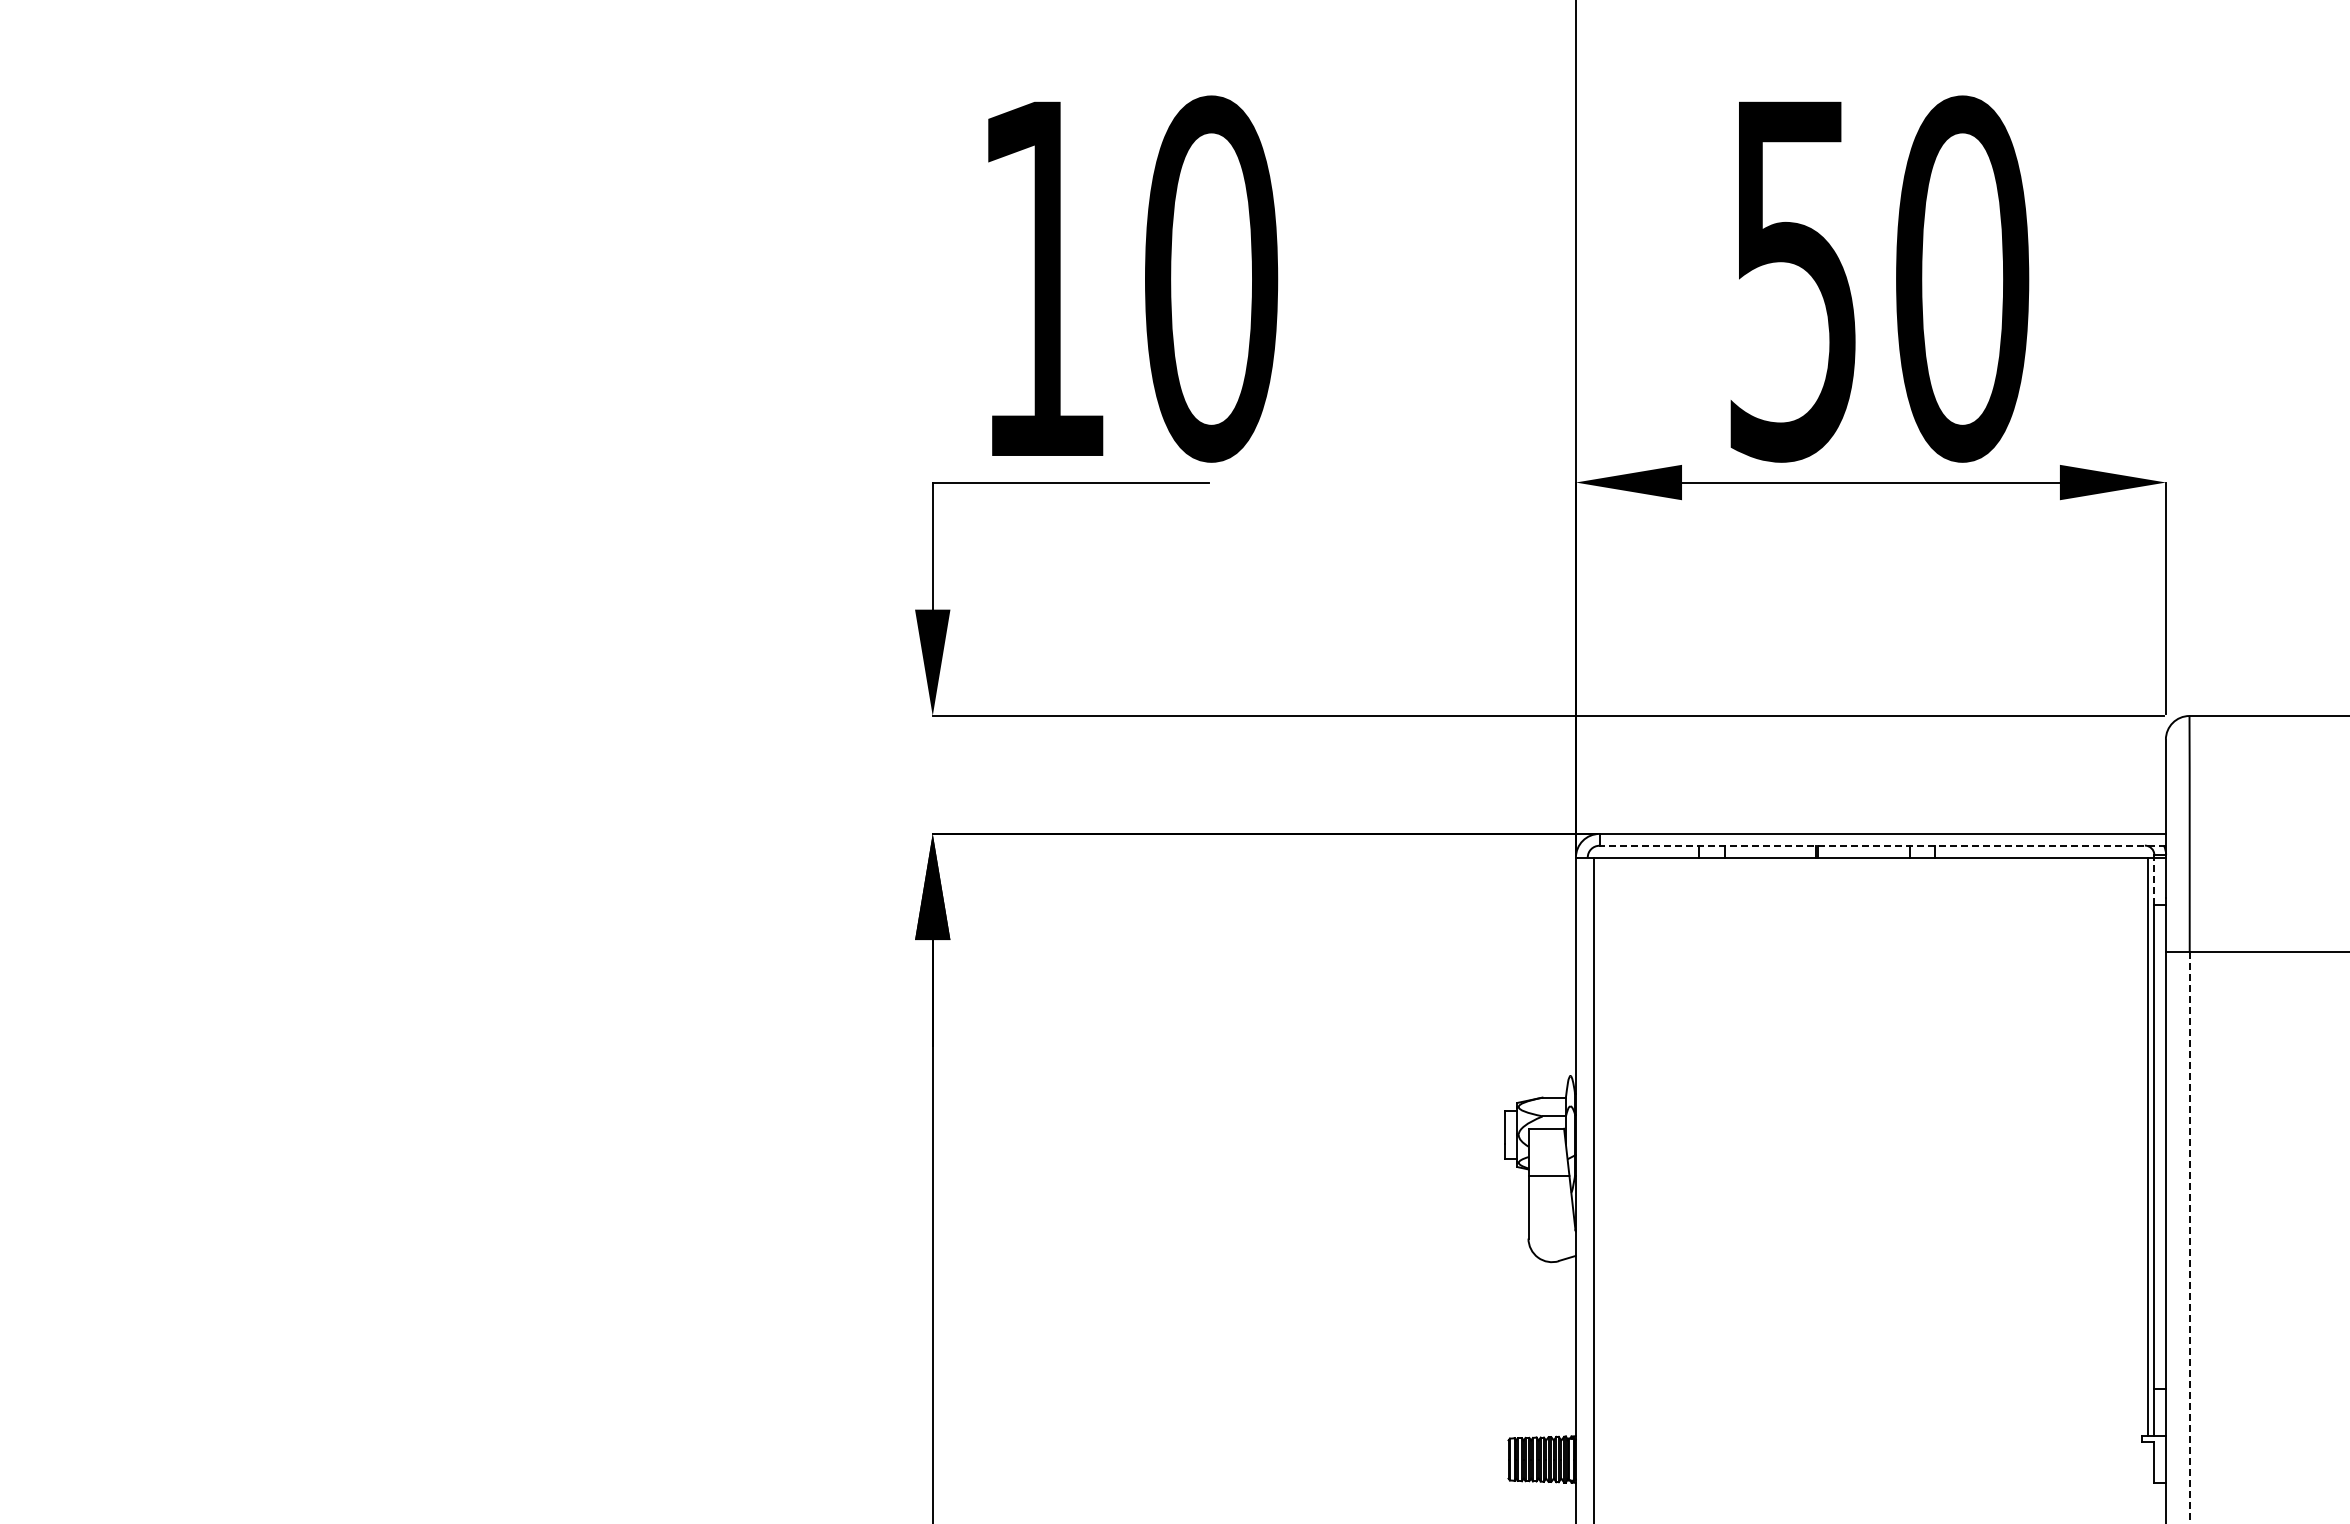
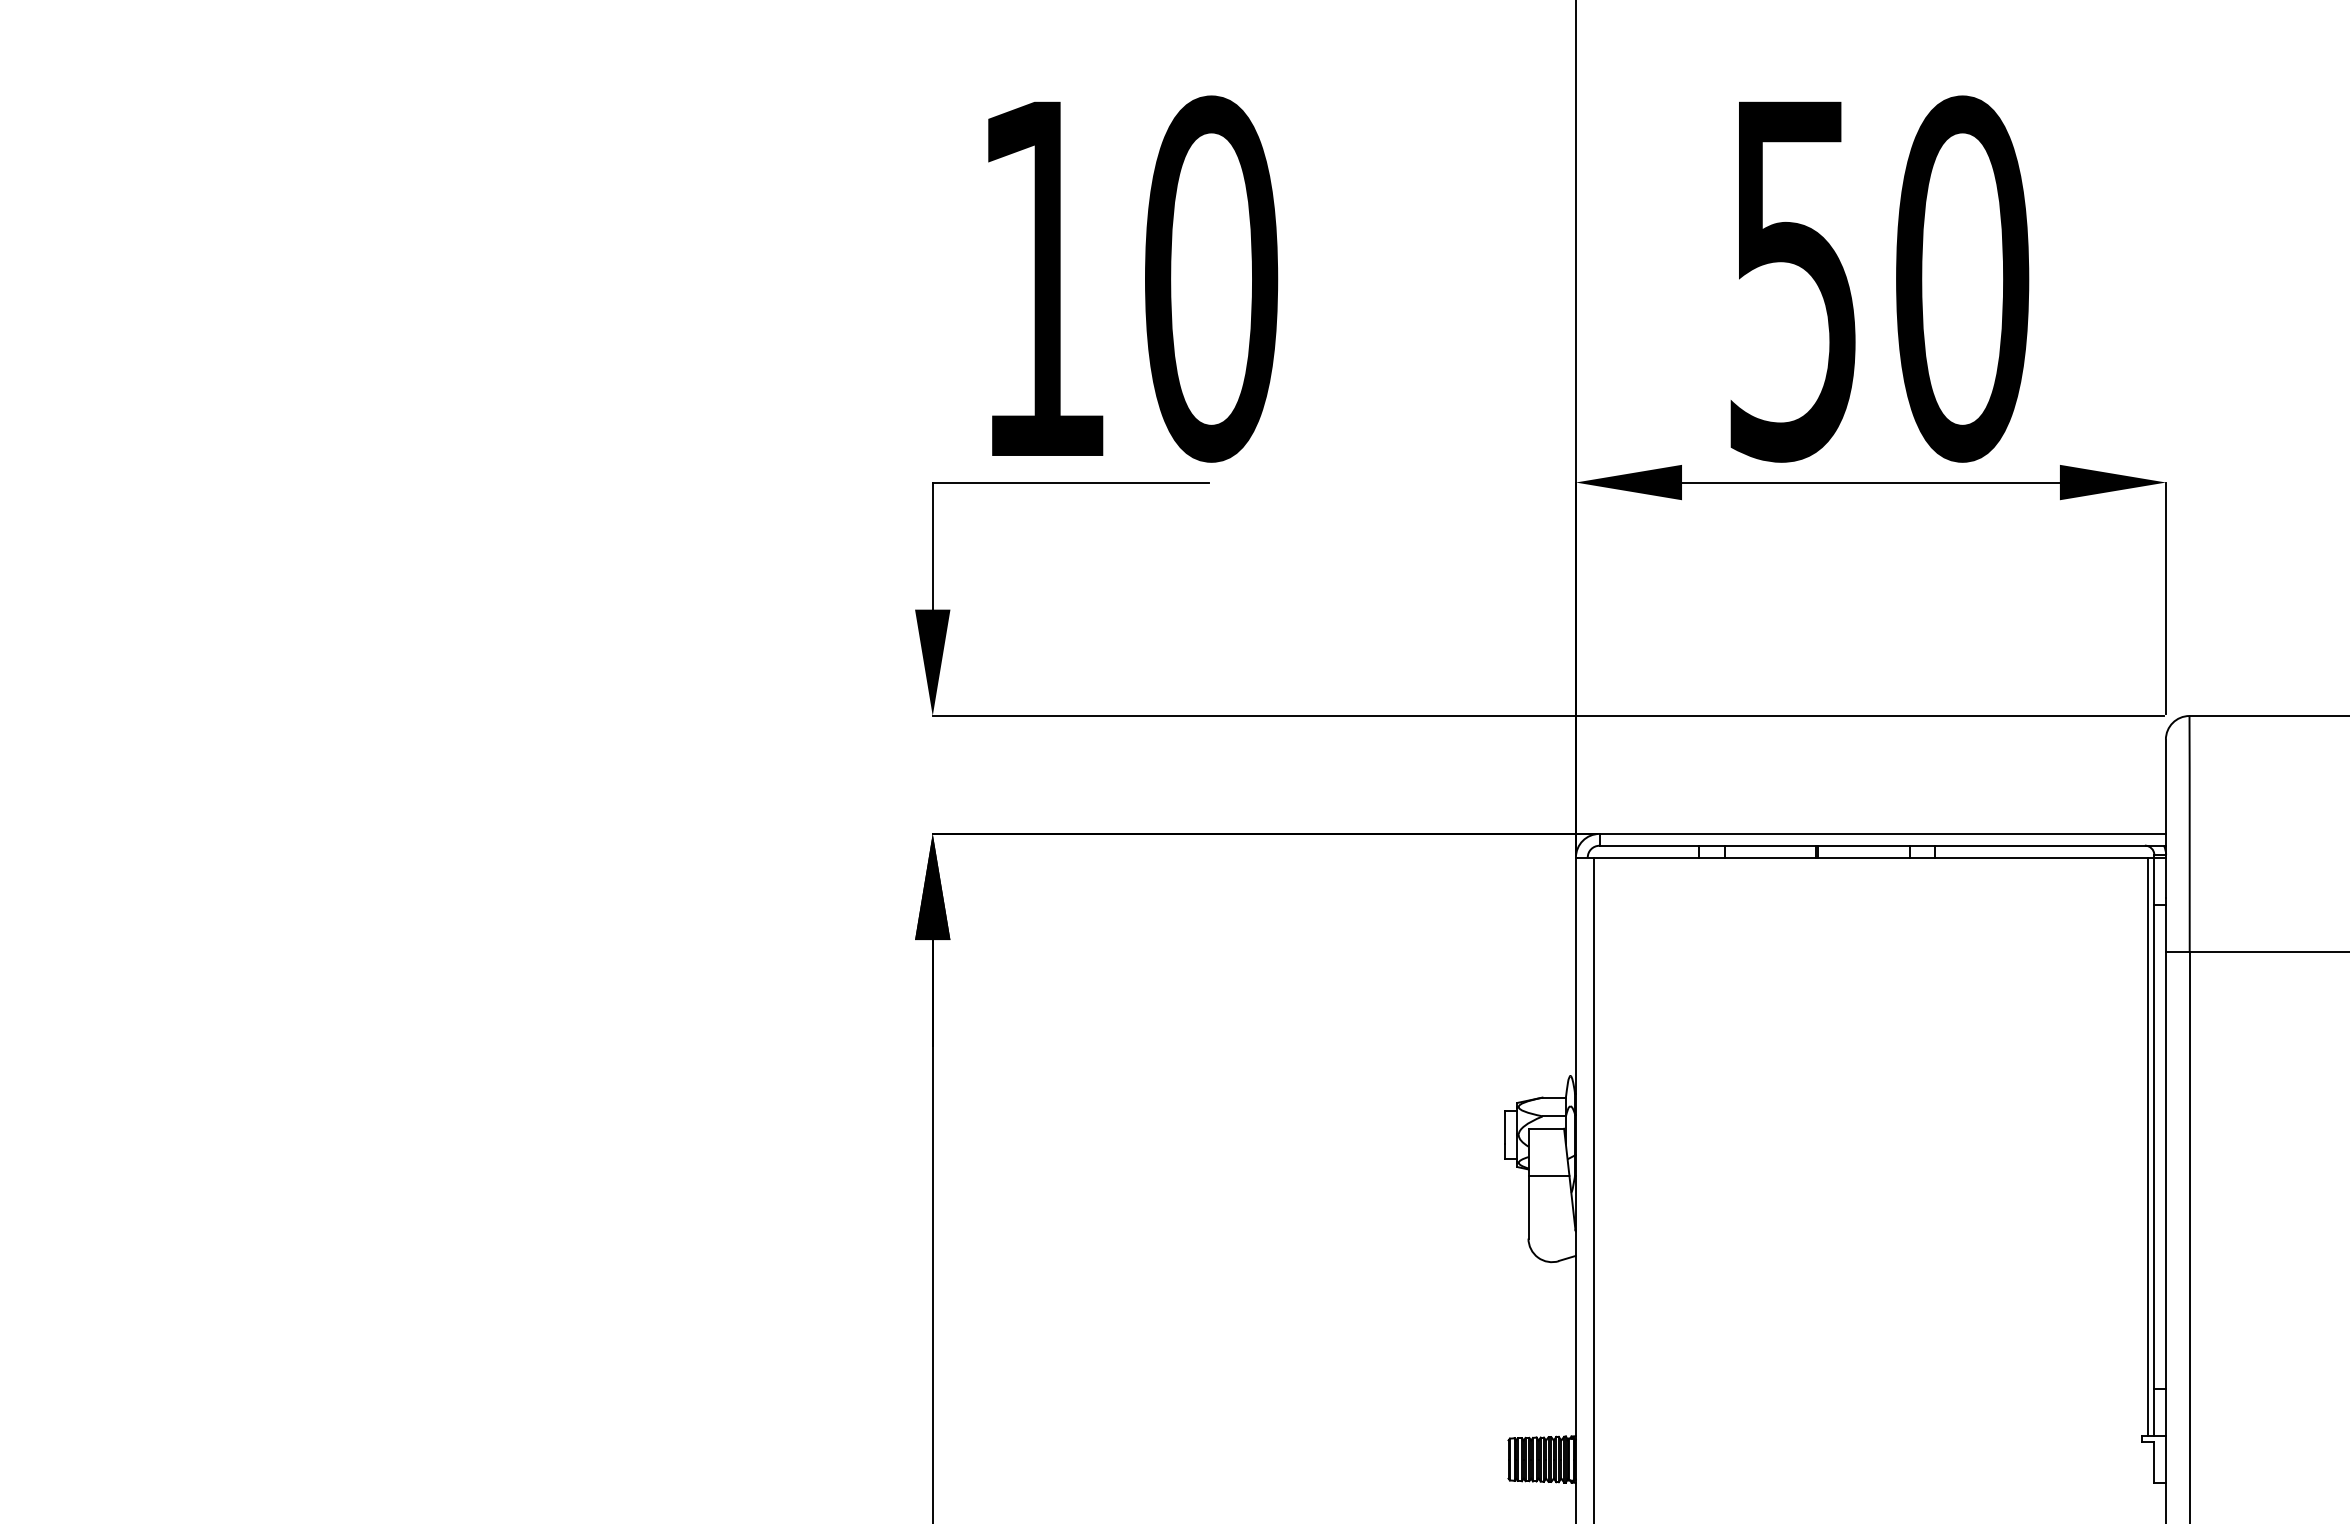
line: dashed -> solid (1882, 845)
line: dashed -> solid (2154, 881)
line: dashed -> solid (2189, 1237)
